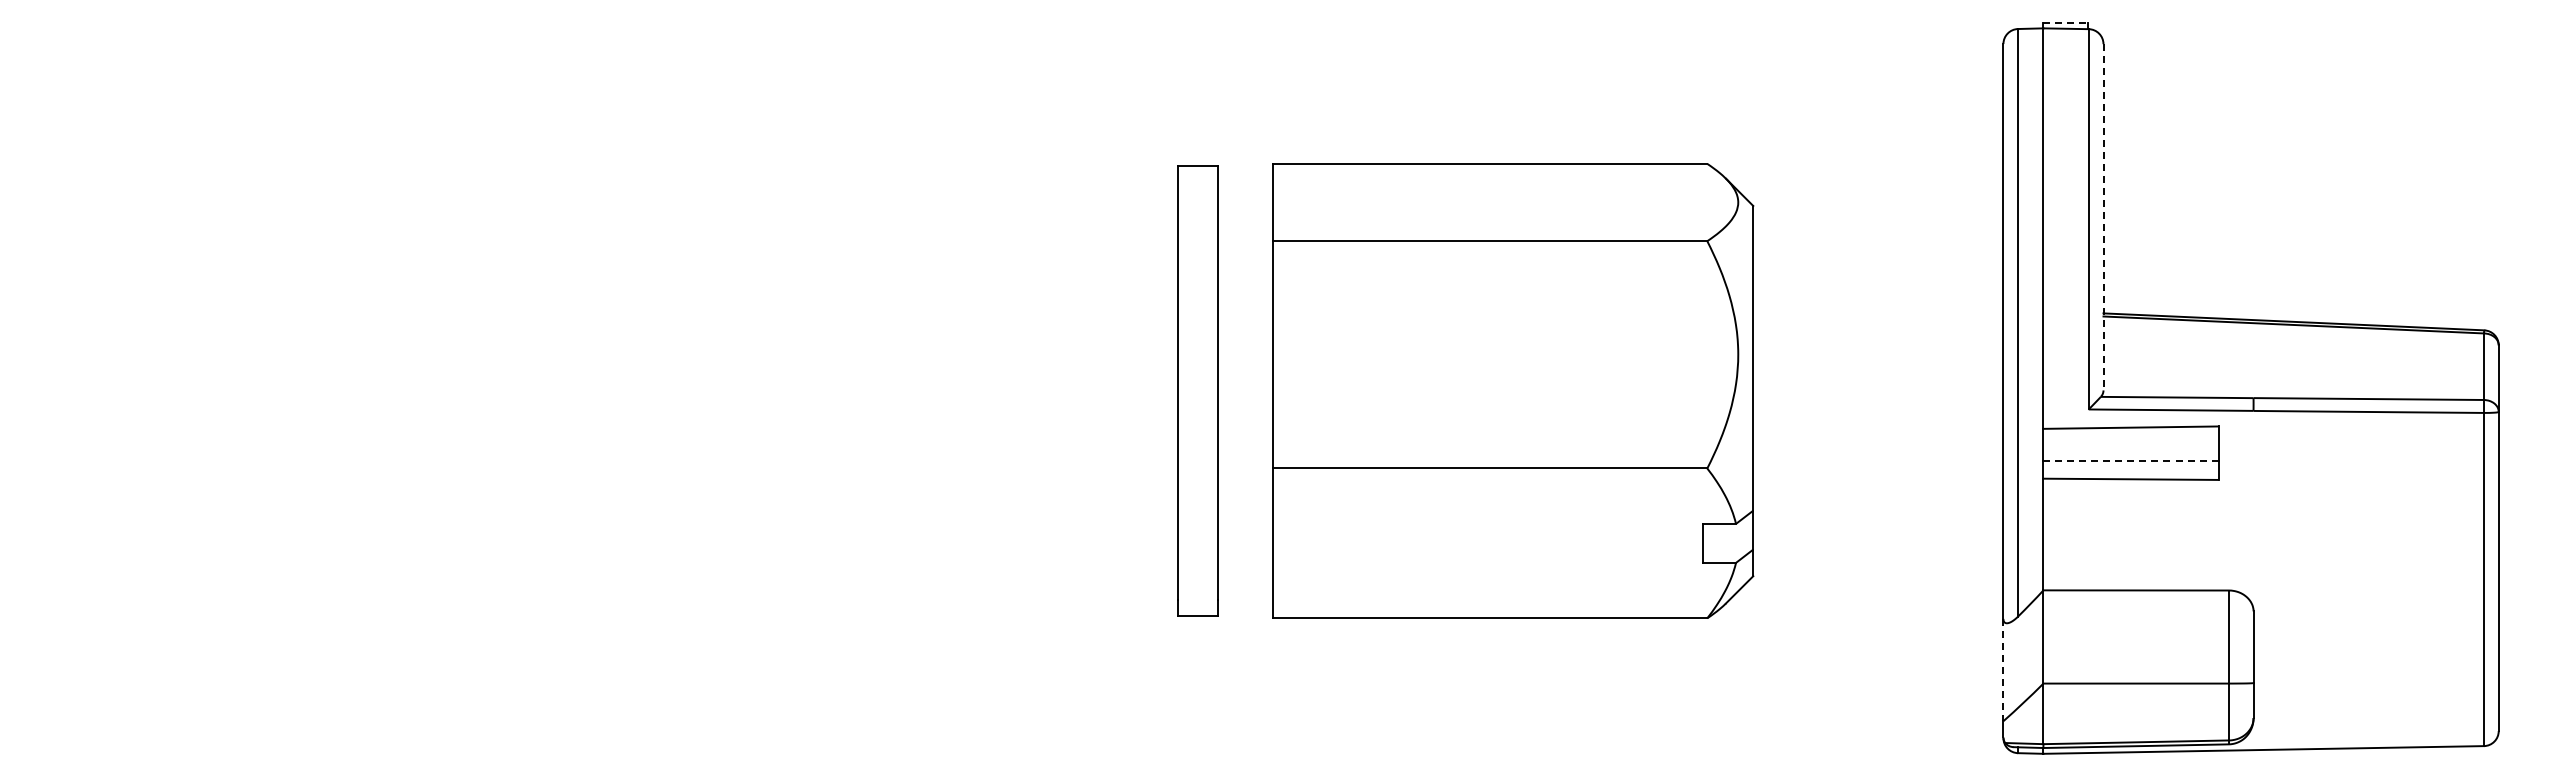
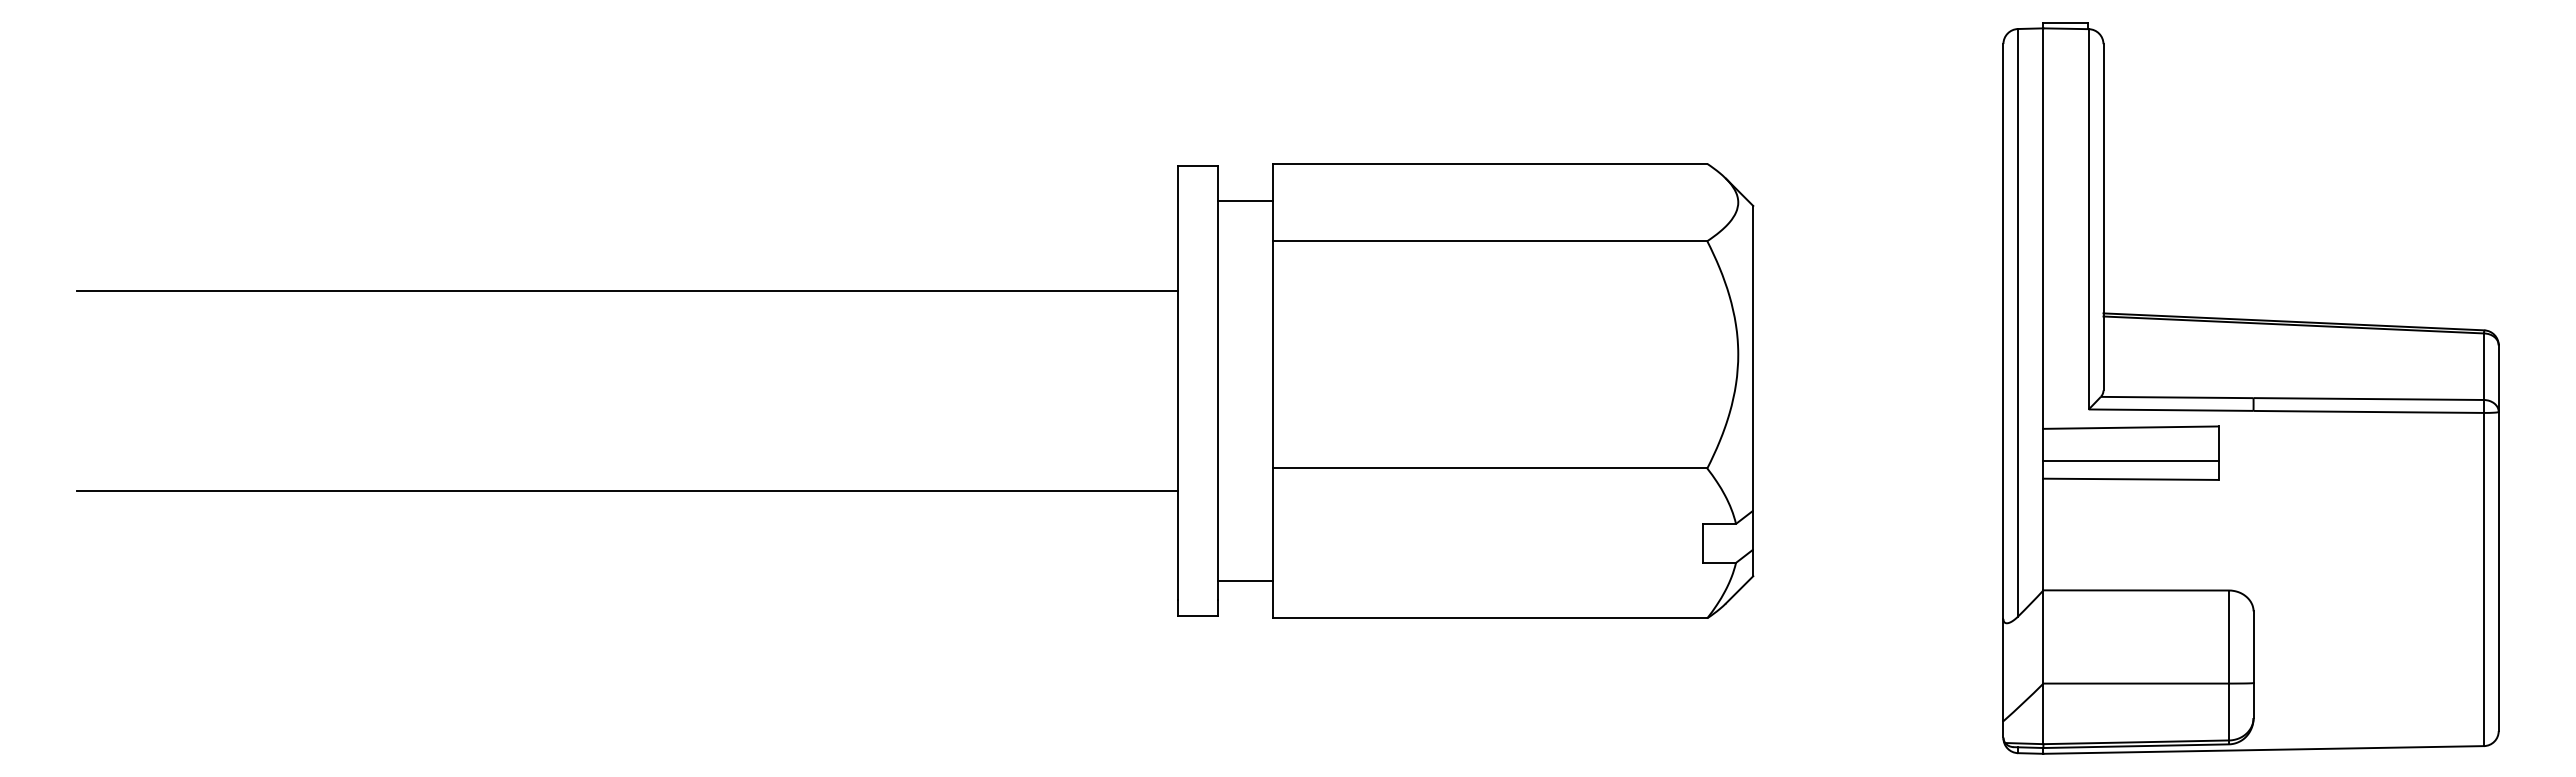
line: dashed -> solid (2065, 23)
line: none -> present (1244, 200)
line: dashed -> solid (2103, 217)
line: none -> present (627, 291)
line: dashed -> solid (2131, 461)
line: none -> present (627, 491)
line: none -> present (1244, 581)
line: dashed -> solid (2003, 670)
